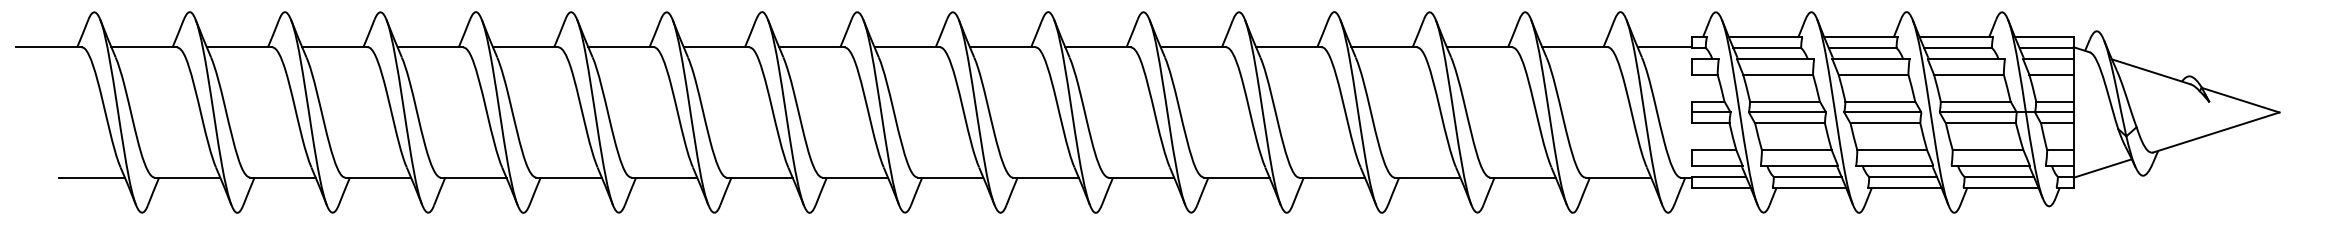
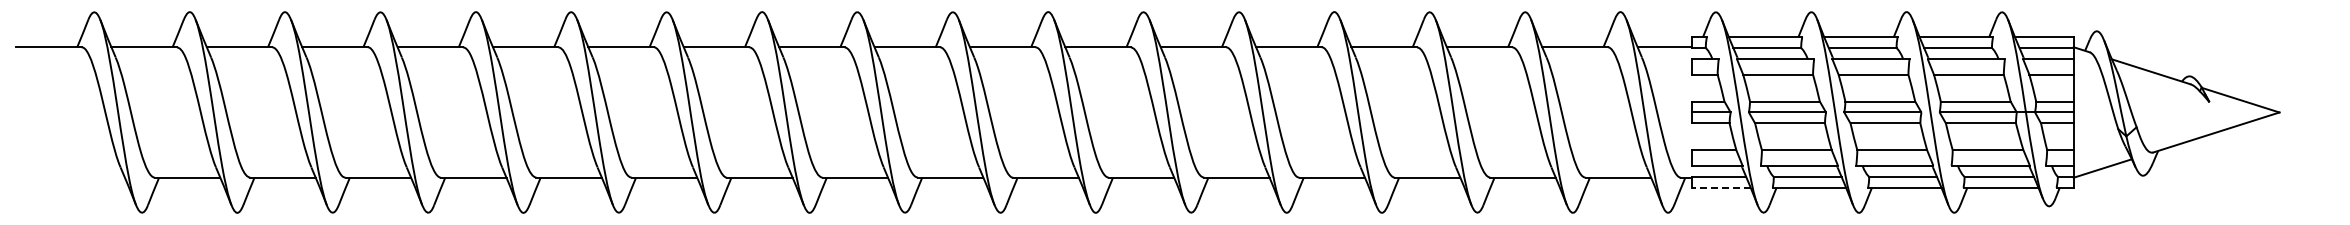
line: present -> none (91, 177)
line: solid -> dashed (1720, 187)
